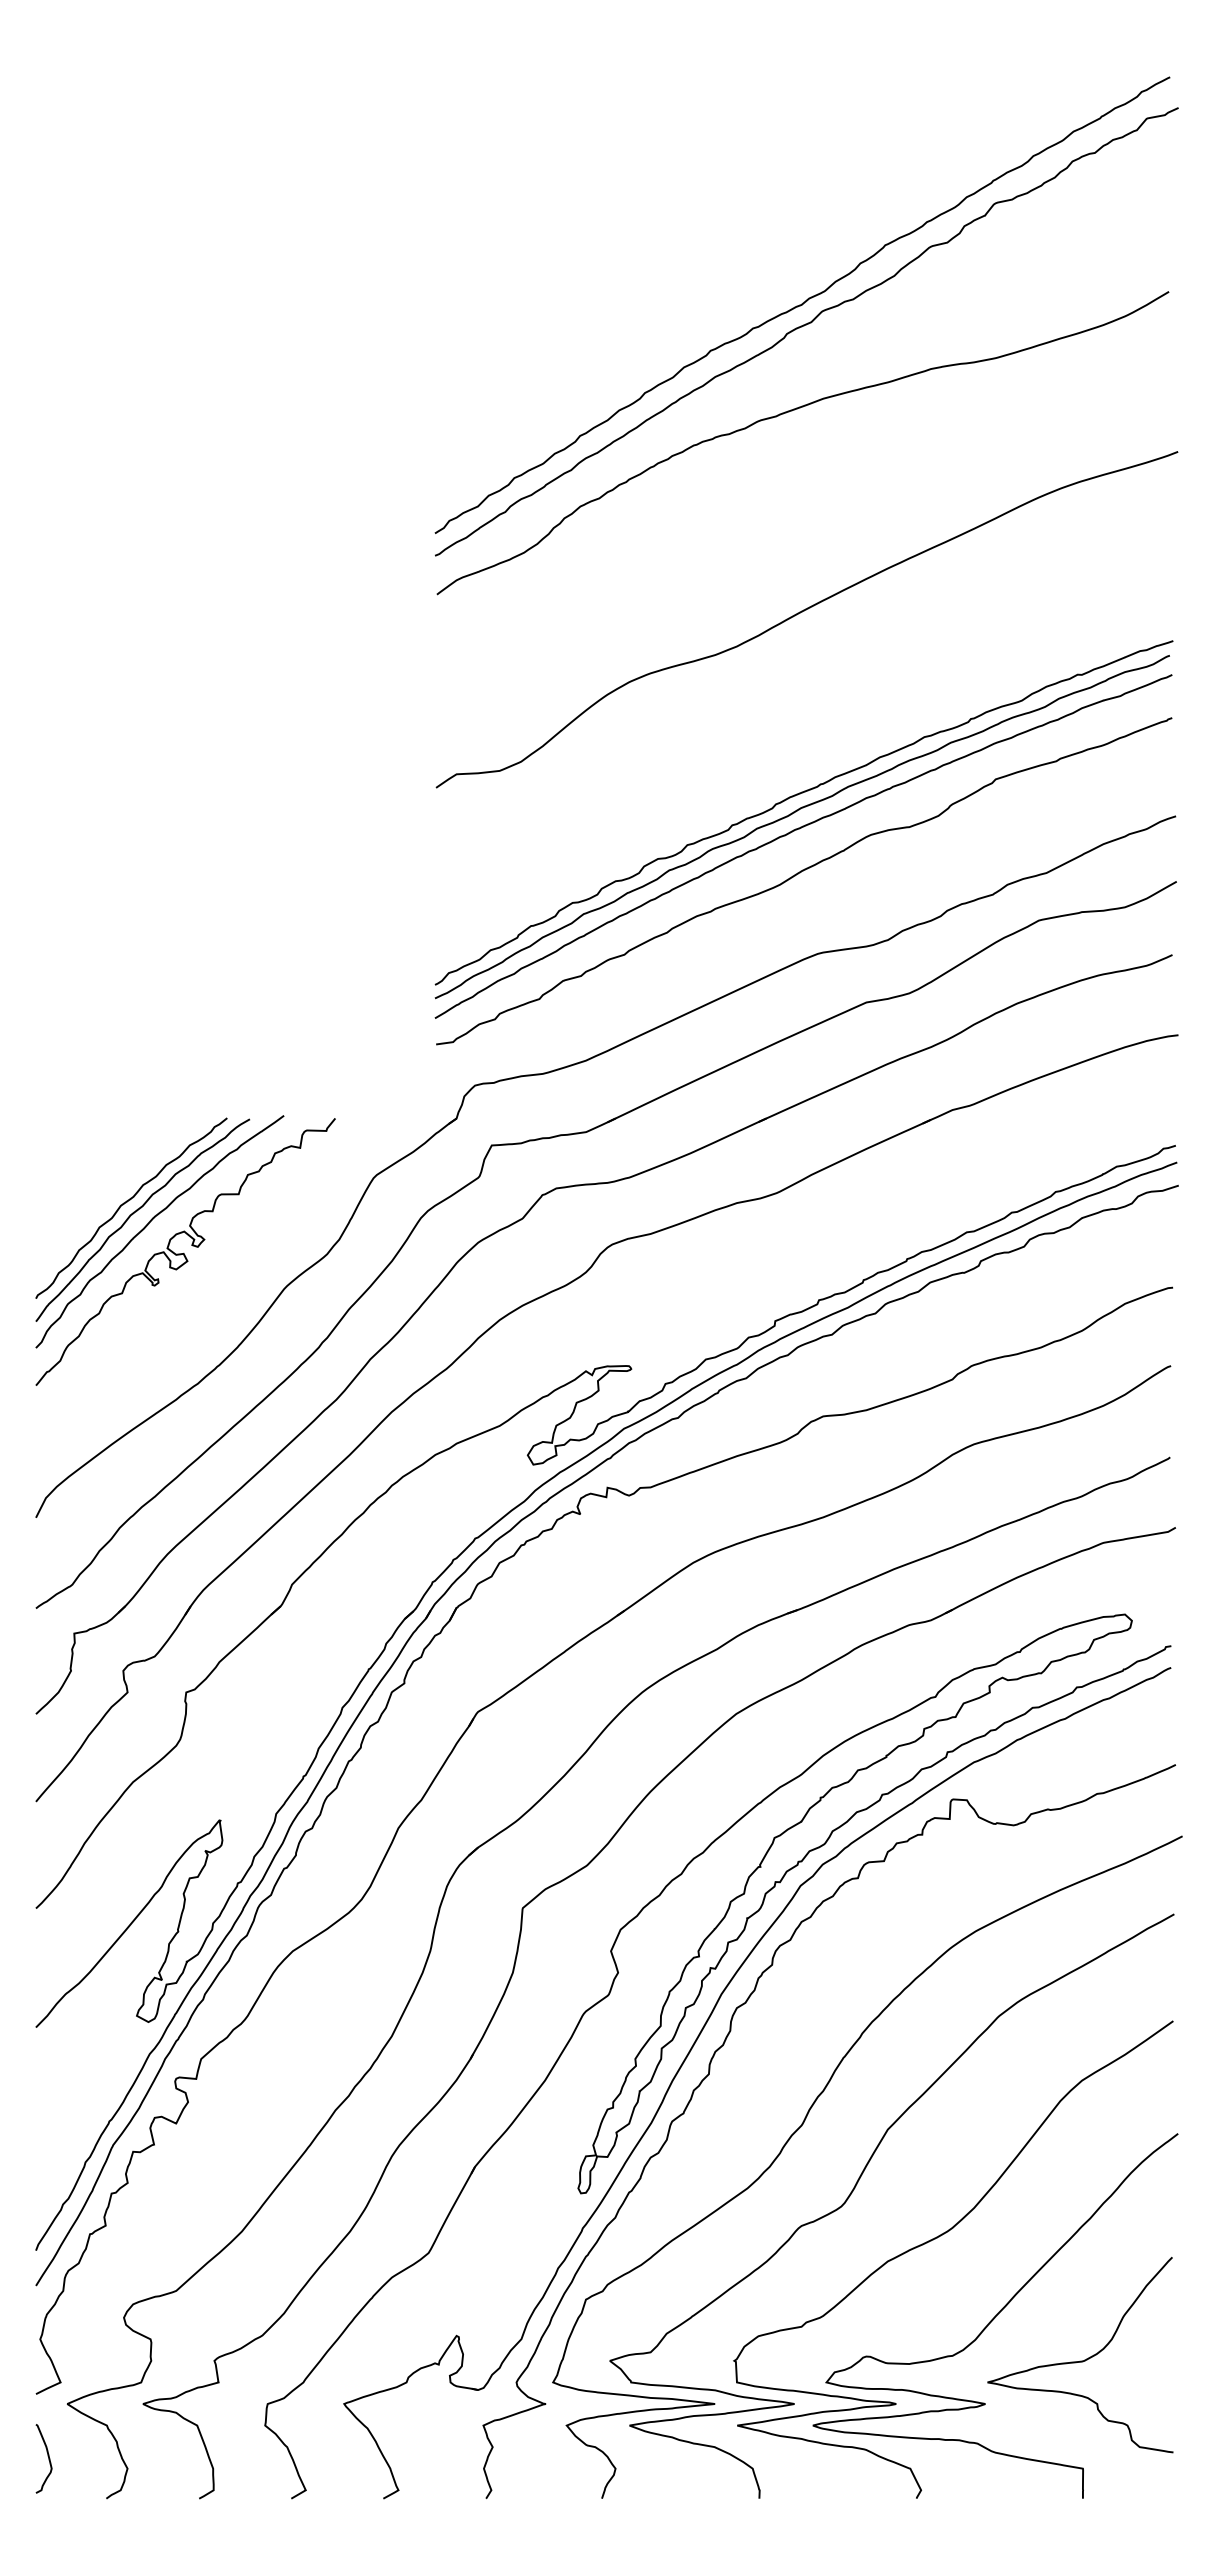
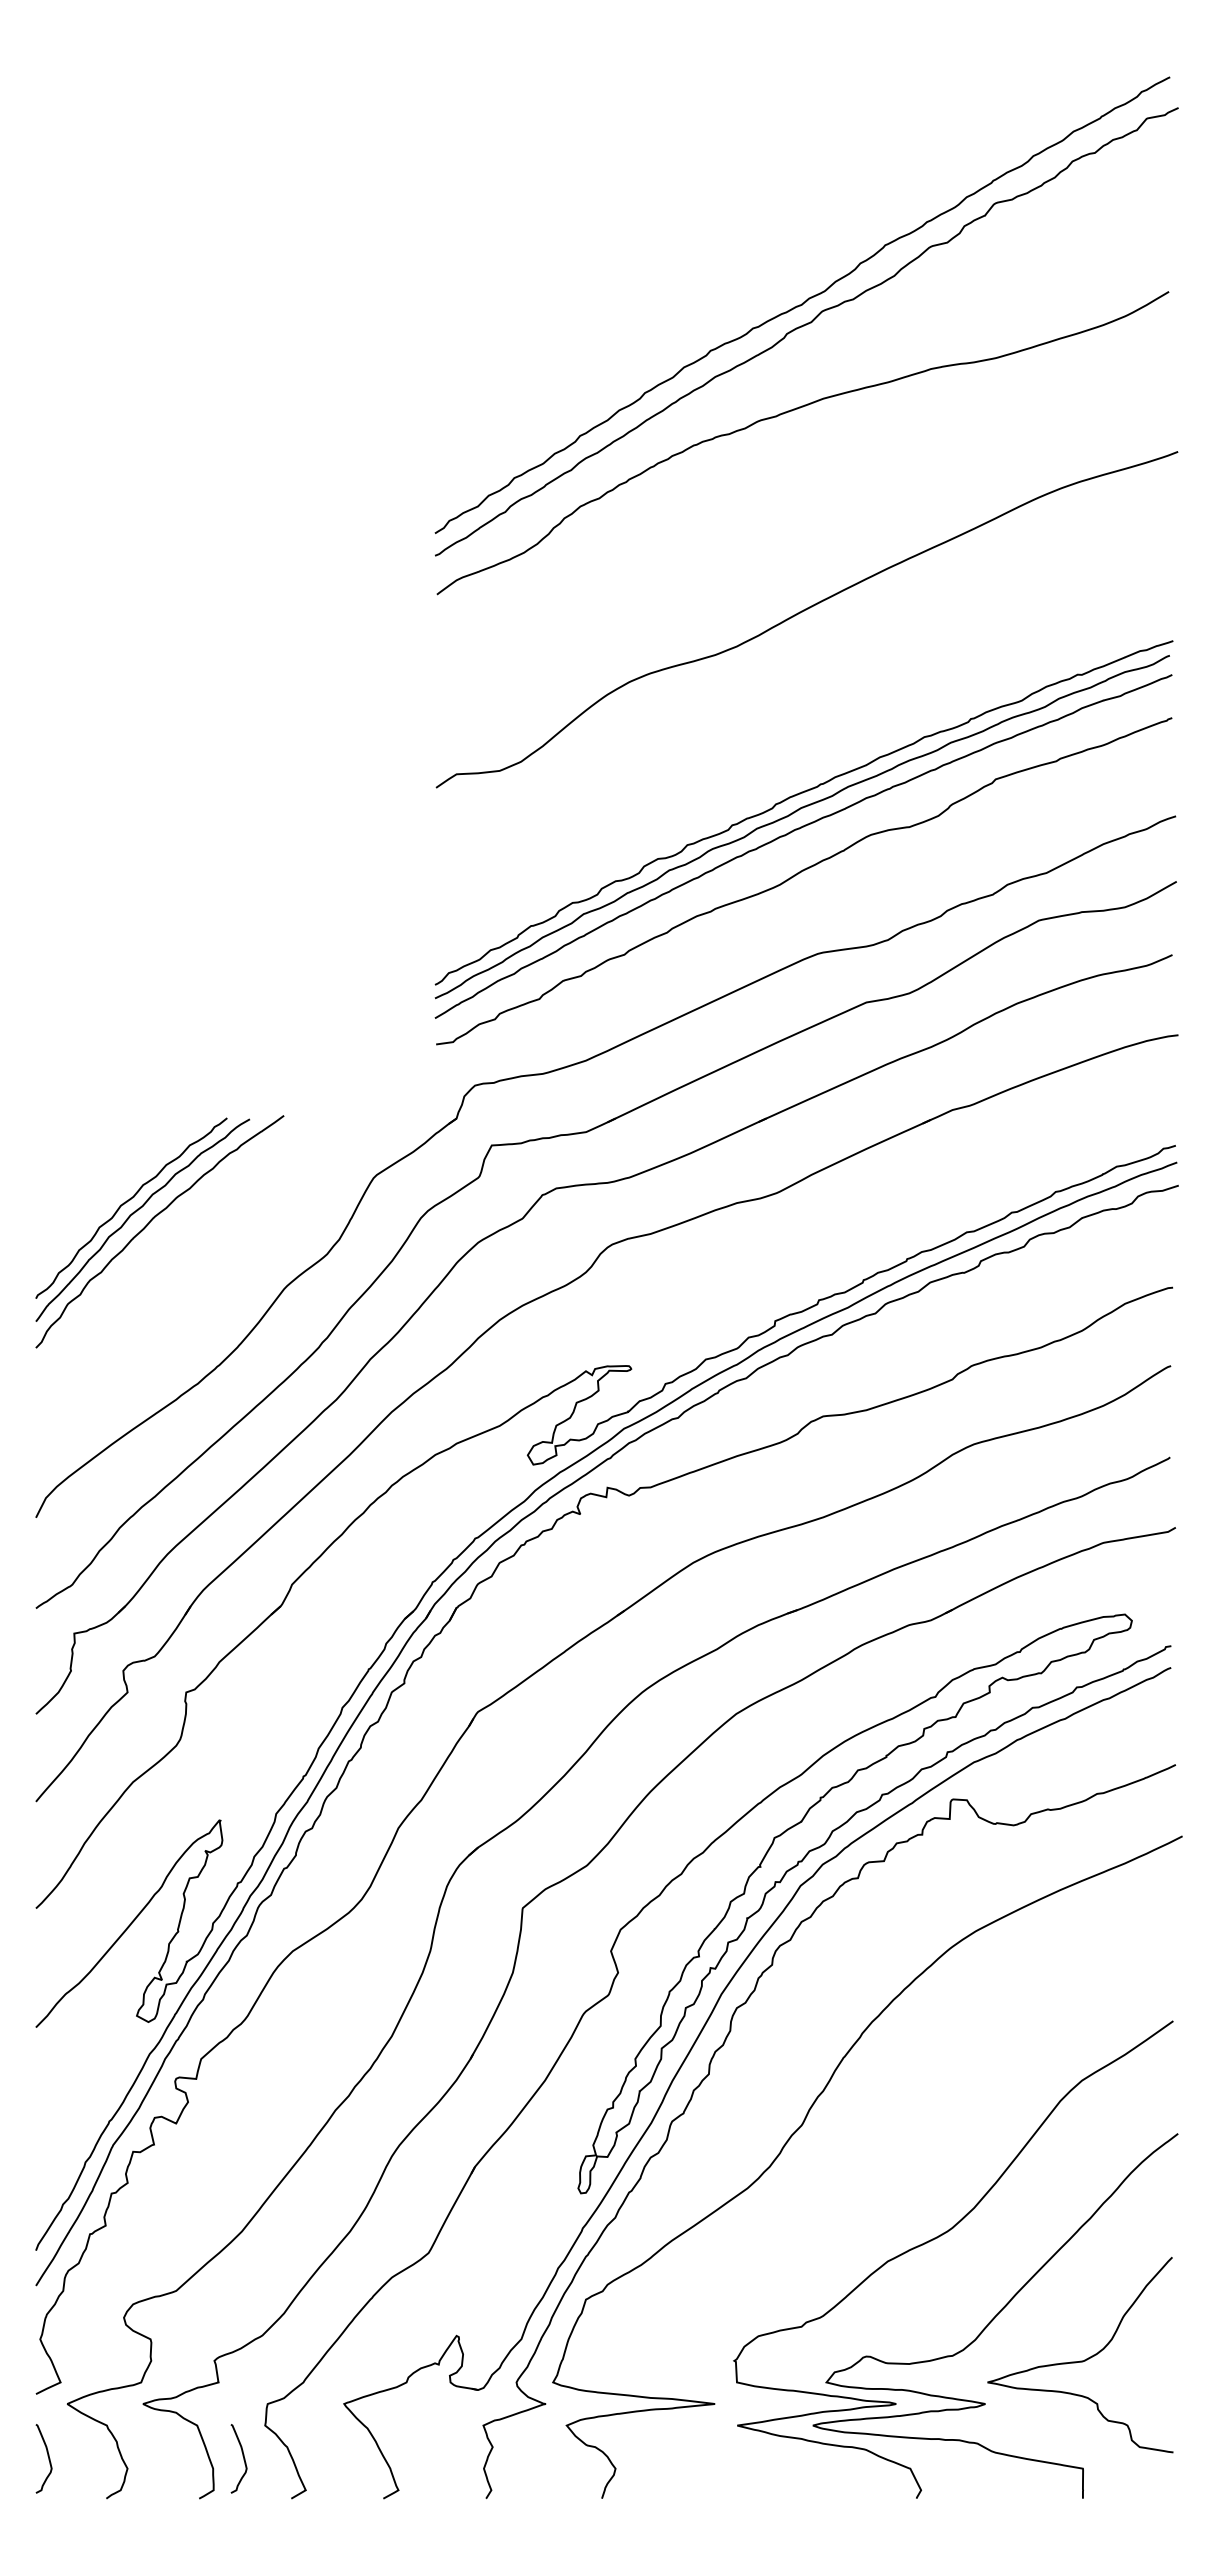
curve: present -> none (183, 1252)
curve: present -> none (855, 2188)
curve: none -> present (242, 2456)
